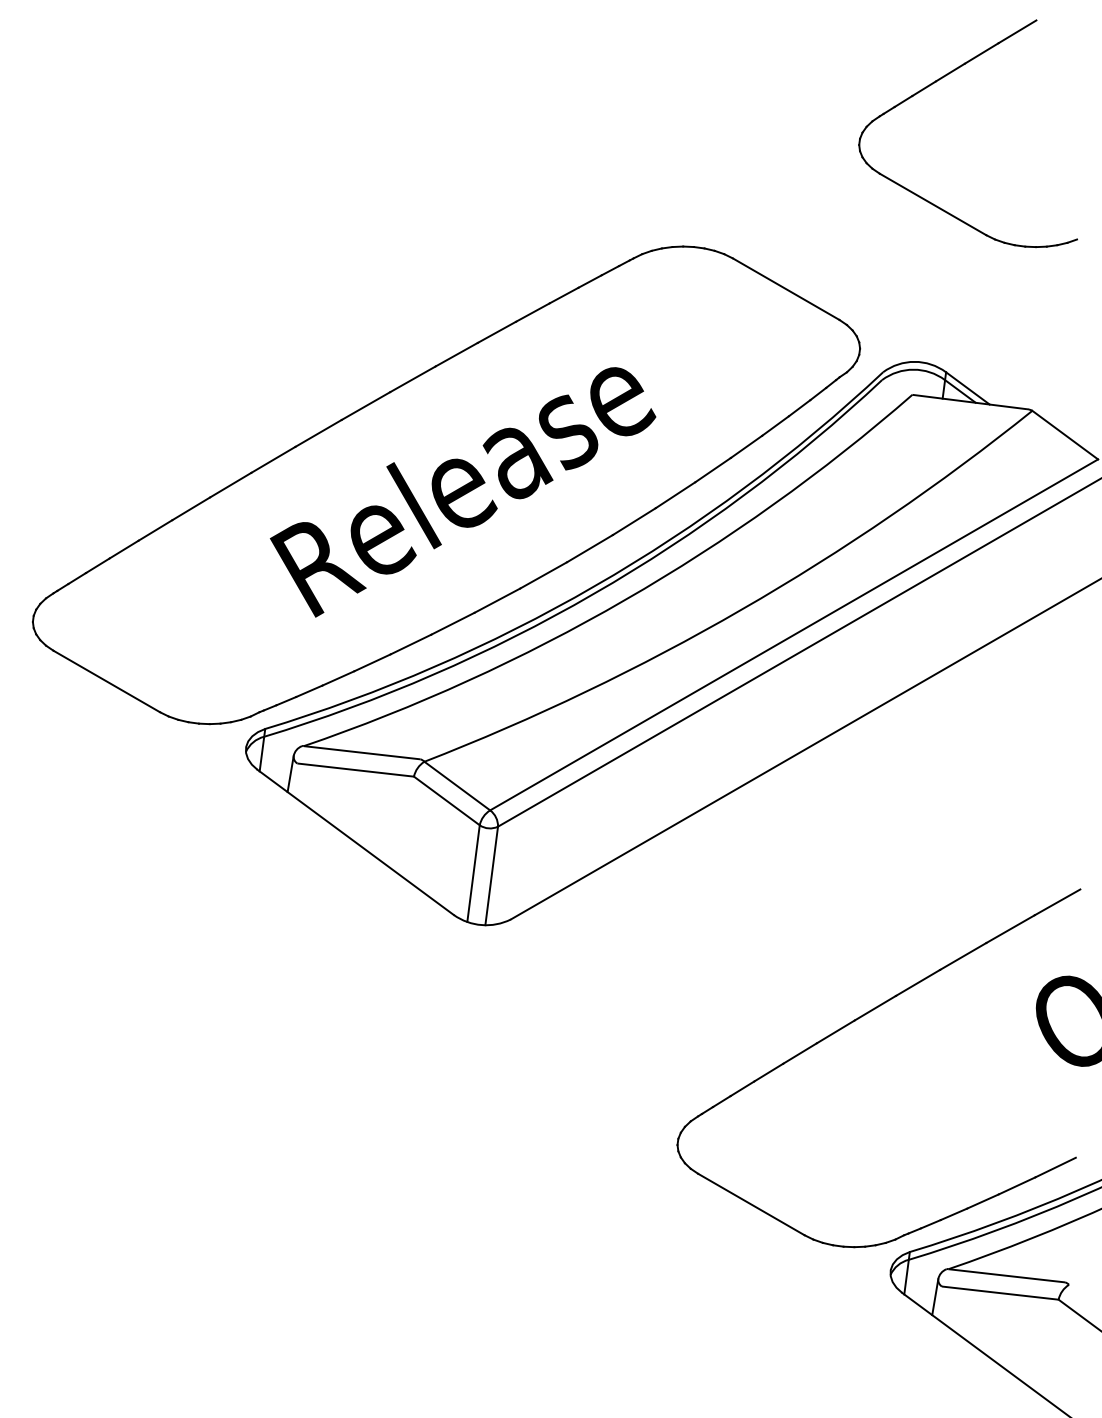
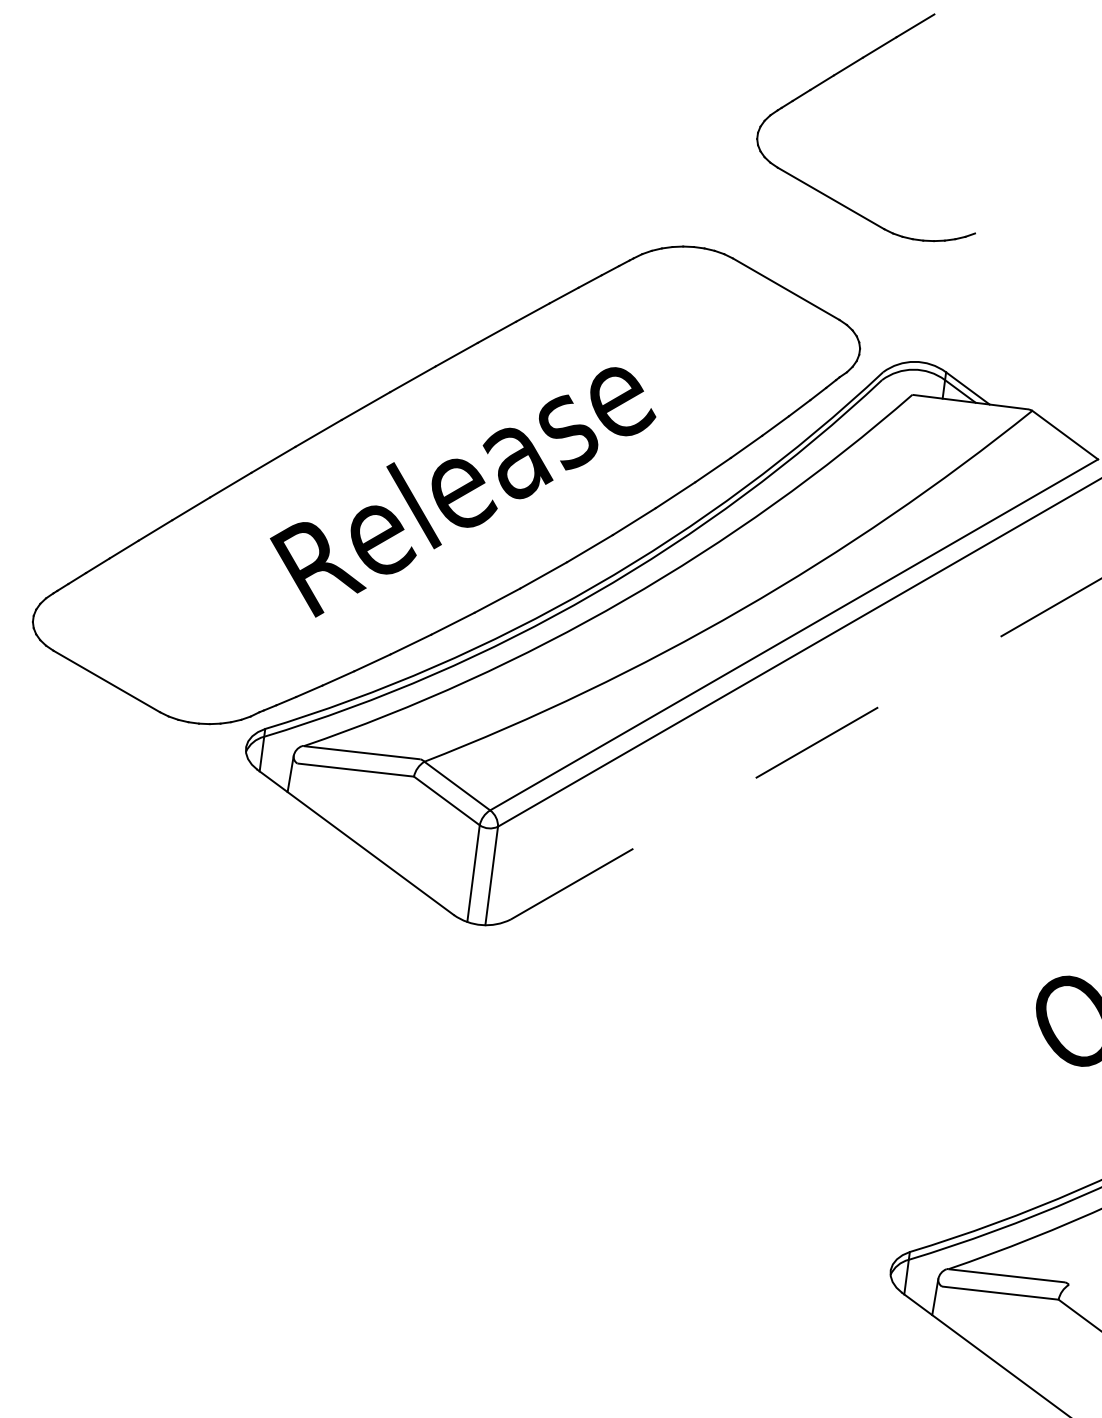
part position: (933, 84) -> (831, 78) (831, 78)
line: solid -> dashed (806, 749)
part: present -> none (850, 1024)
